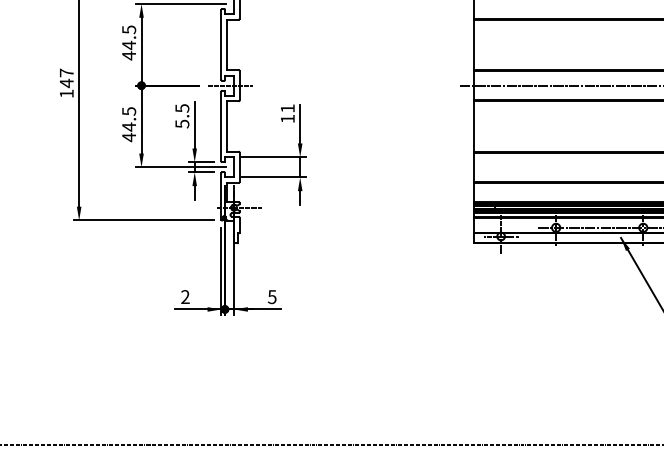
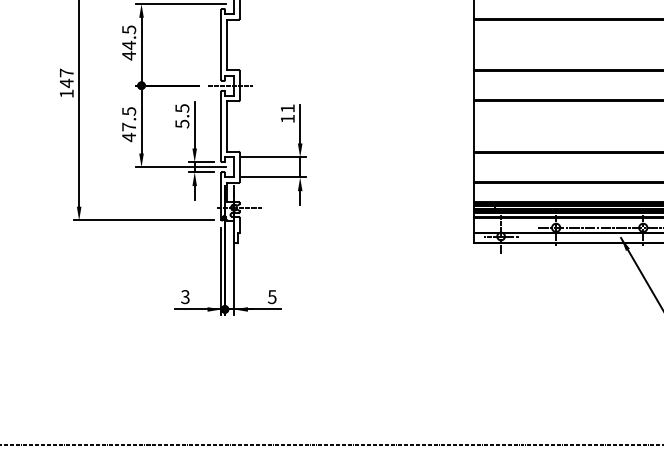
line: present -> none (559, 85)
text: 44.5 -> 47.5 (128, 126)
text: 2 -> 3 (185, 297)
